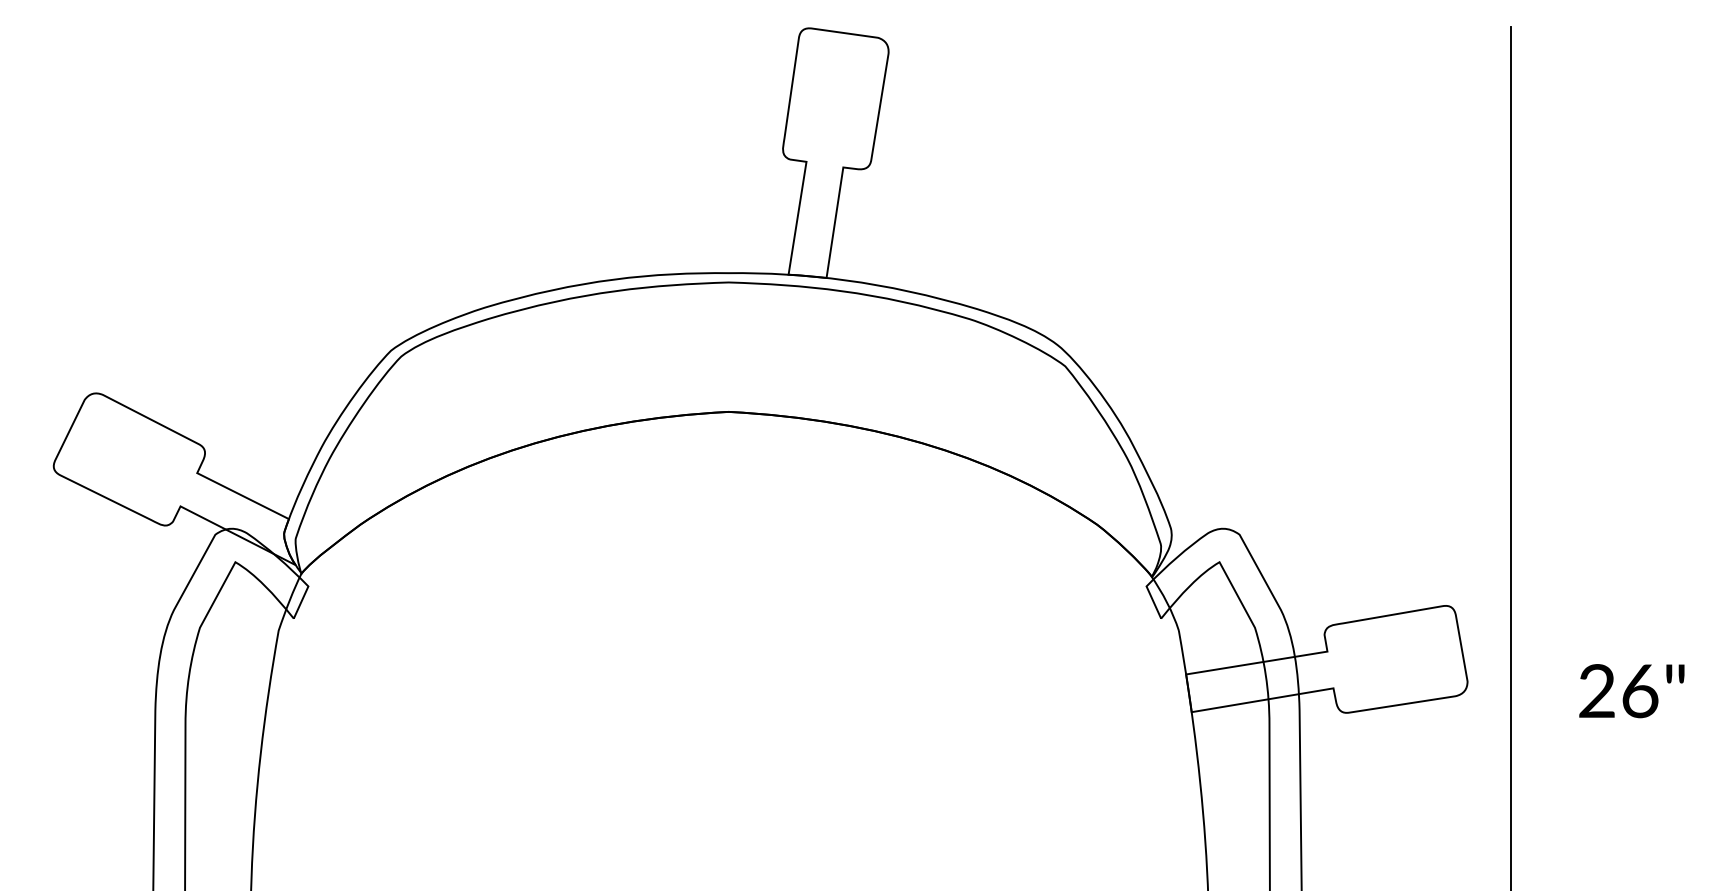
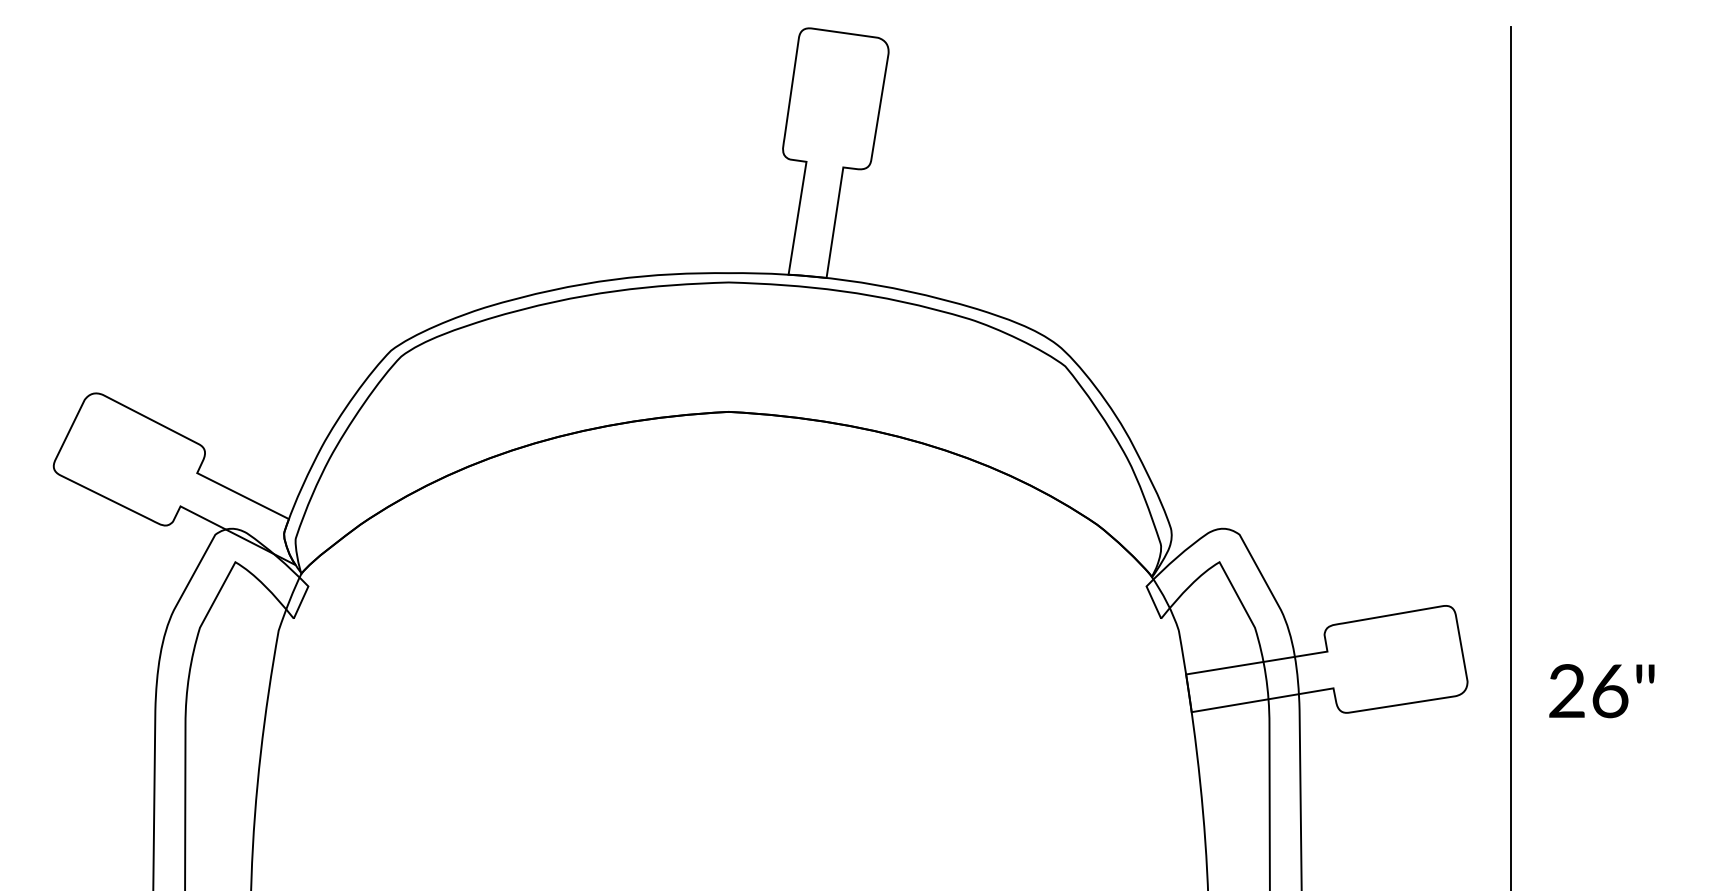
text position: (1631, 691) -> (1601, 691) (1601, 691)
